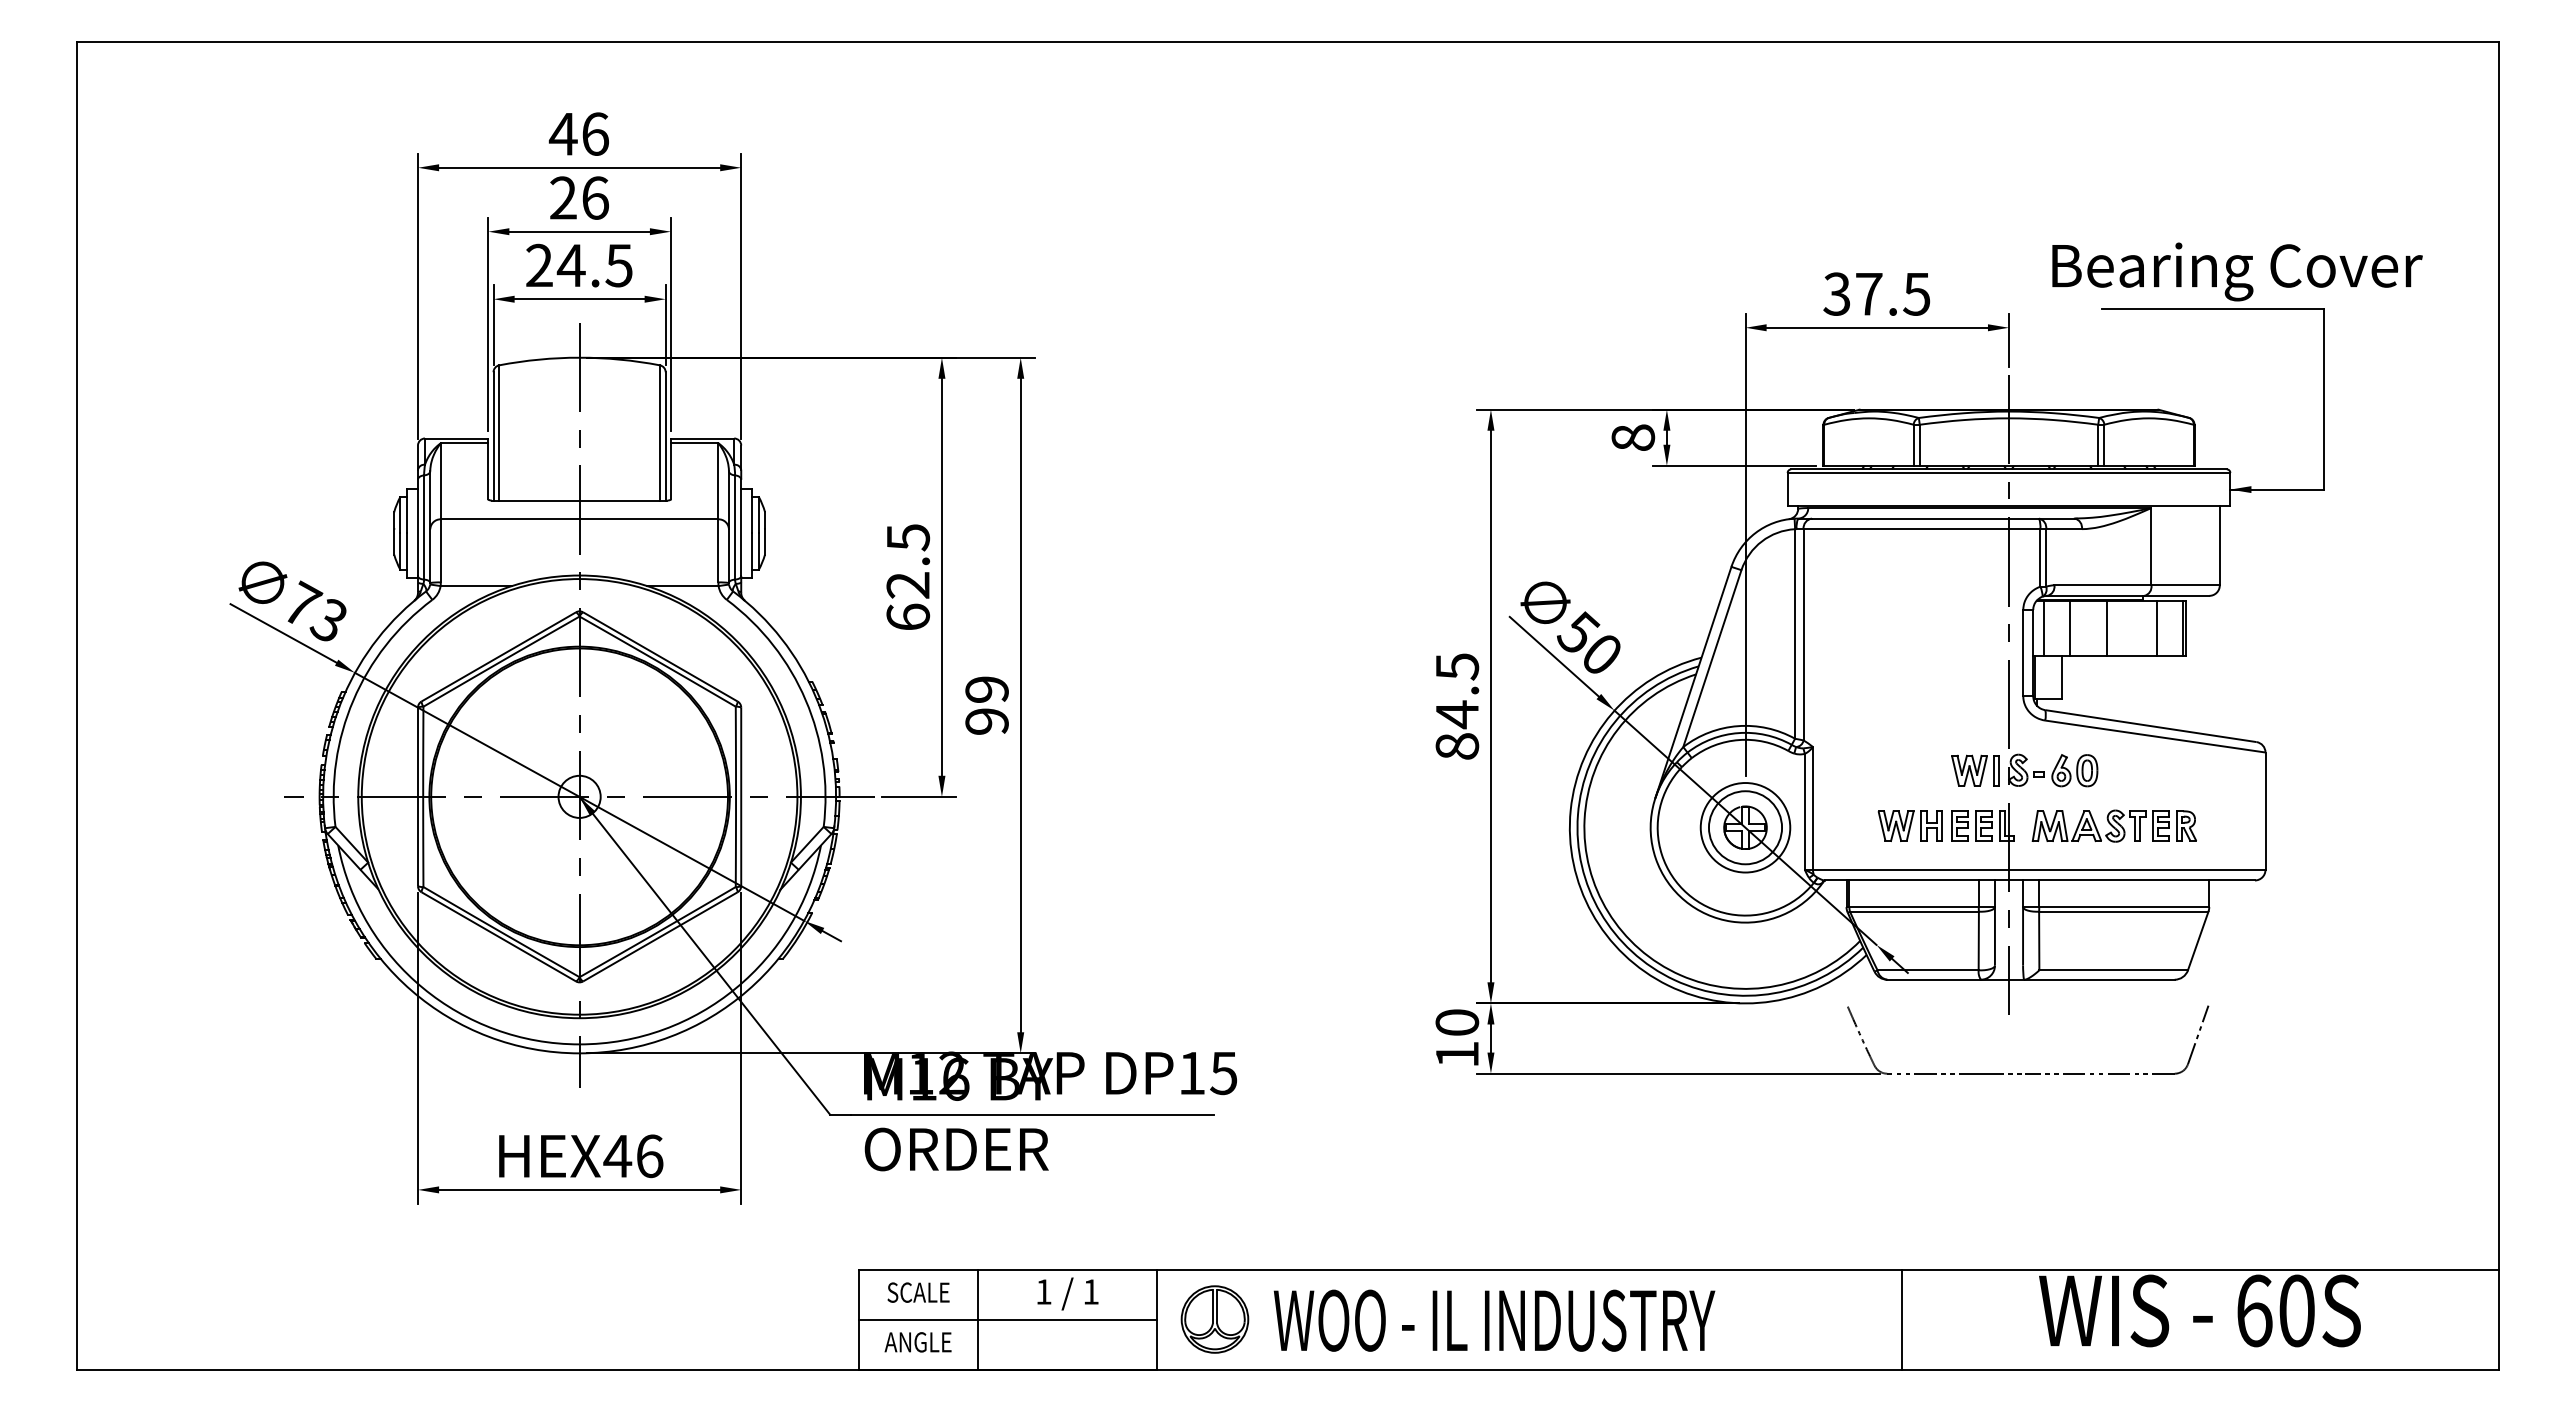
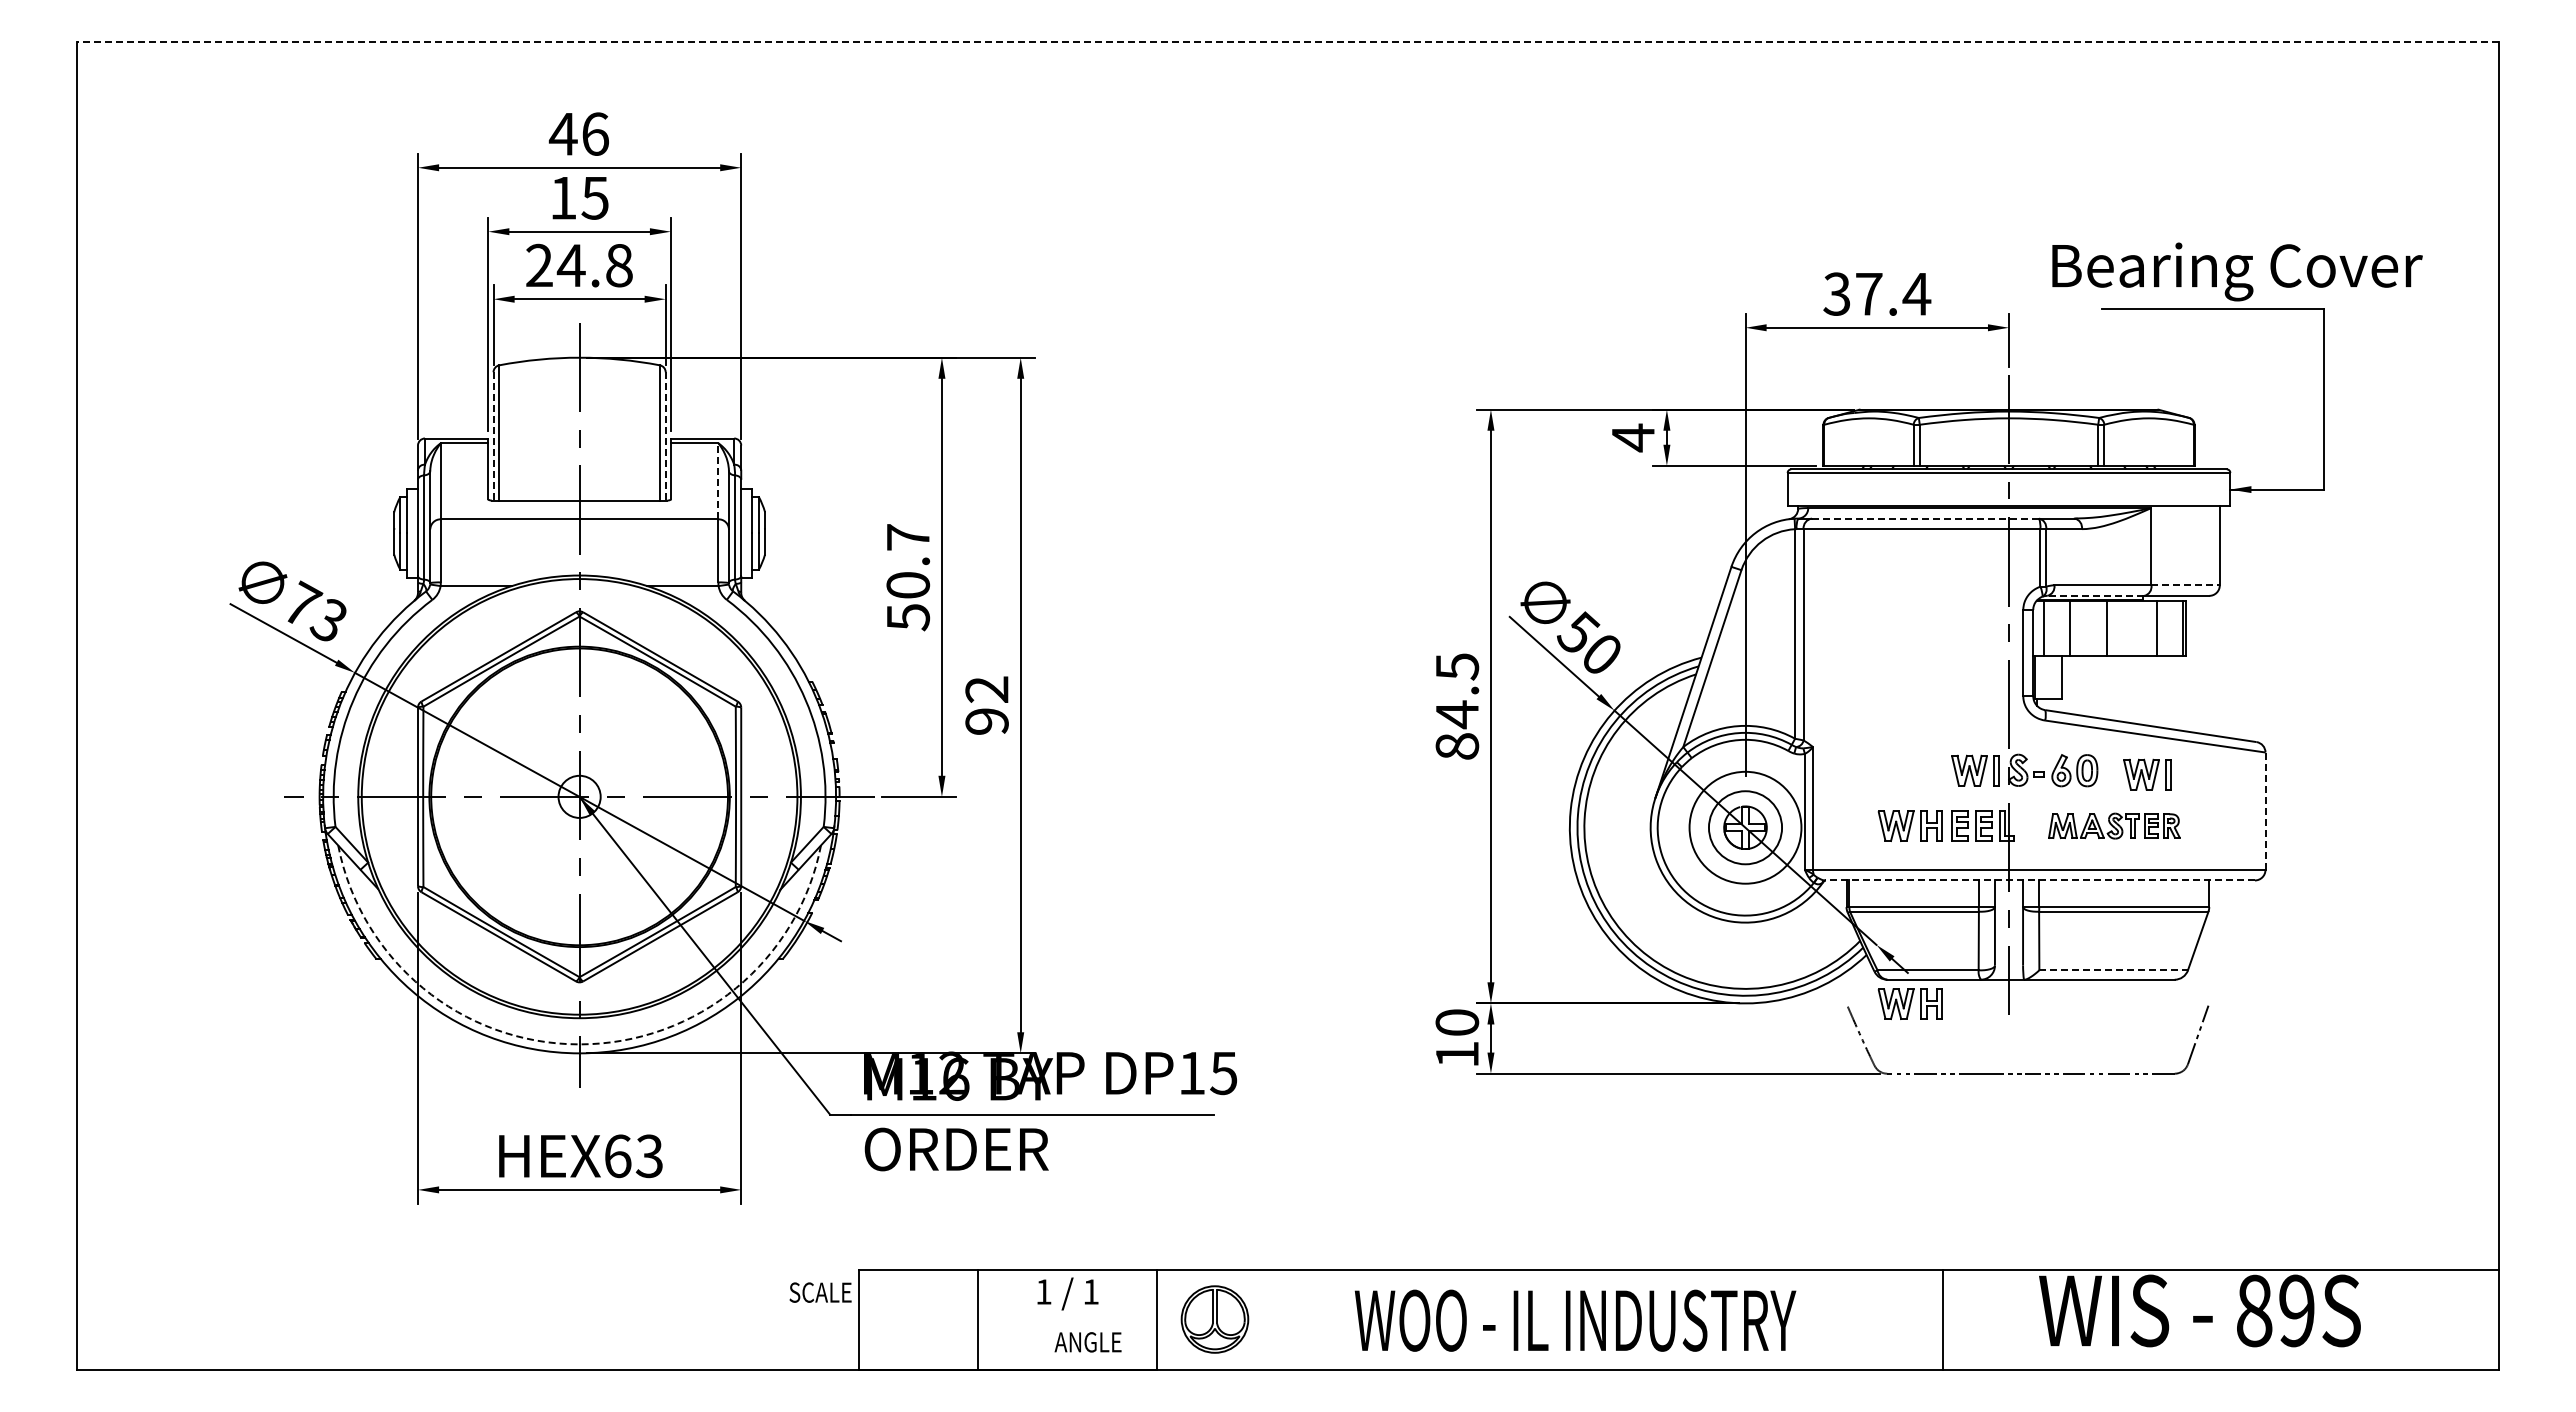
line: solid -> dashed (1287, 42)
text: 26 -> 15 (579, 197)
text: 24.5 -> 24.8 (618, 265)
text: 37.5 -> 37.4 (1916, 294)
line: solid -> dashed (493, 436)
line: solid -> dashed (665, 436)
text: 8 -> 4 (1633, 437)
line: solid -> dashed (718, 480)
line: solid -> dashed (1925, 518)
text: 62.5 -> 50.7 (908, 577)
line: solid -> dashed (2186, 585)
line: solid -> dashed (2095, 595)
text: 99 -> 92 (986, 689)
part: none -> present (2147, 774)
line: solid -> dashed (2265, 811)
part size: 166x34 px -> 133x28 px (2114, 825)
circle diameter: 90 px -> 112 px (1745, 827)
line: solid -> dashed (2039, 880)
line: solid -> dashed (2114, 970)
part: none -> present (1909, 1003)
arc: solid -> dashed (579, 1044)
text: HEX46 -> HEX63 (633, 1156)
text position: (918, 1292) -> (820, 1292) (820, 1292)
text: 60S -> 89S (2275, 1310)
line position: (1902, 1319) -> (1943, 1319) (1943, 1319)
line: present -> none (1007, 1320)
text position: (1494, 1320) -> (1575, 1320) (1575, 1320)
text position: (917, 1342) -> (1087, 1342) (1087, 1342)
